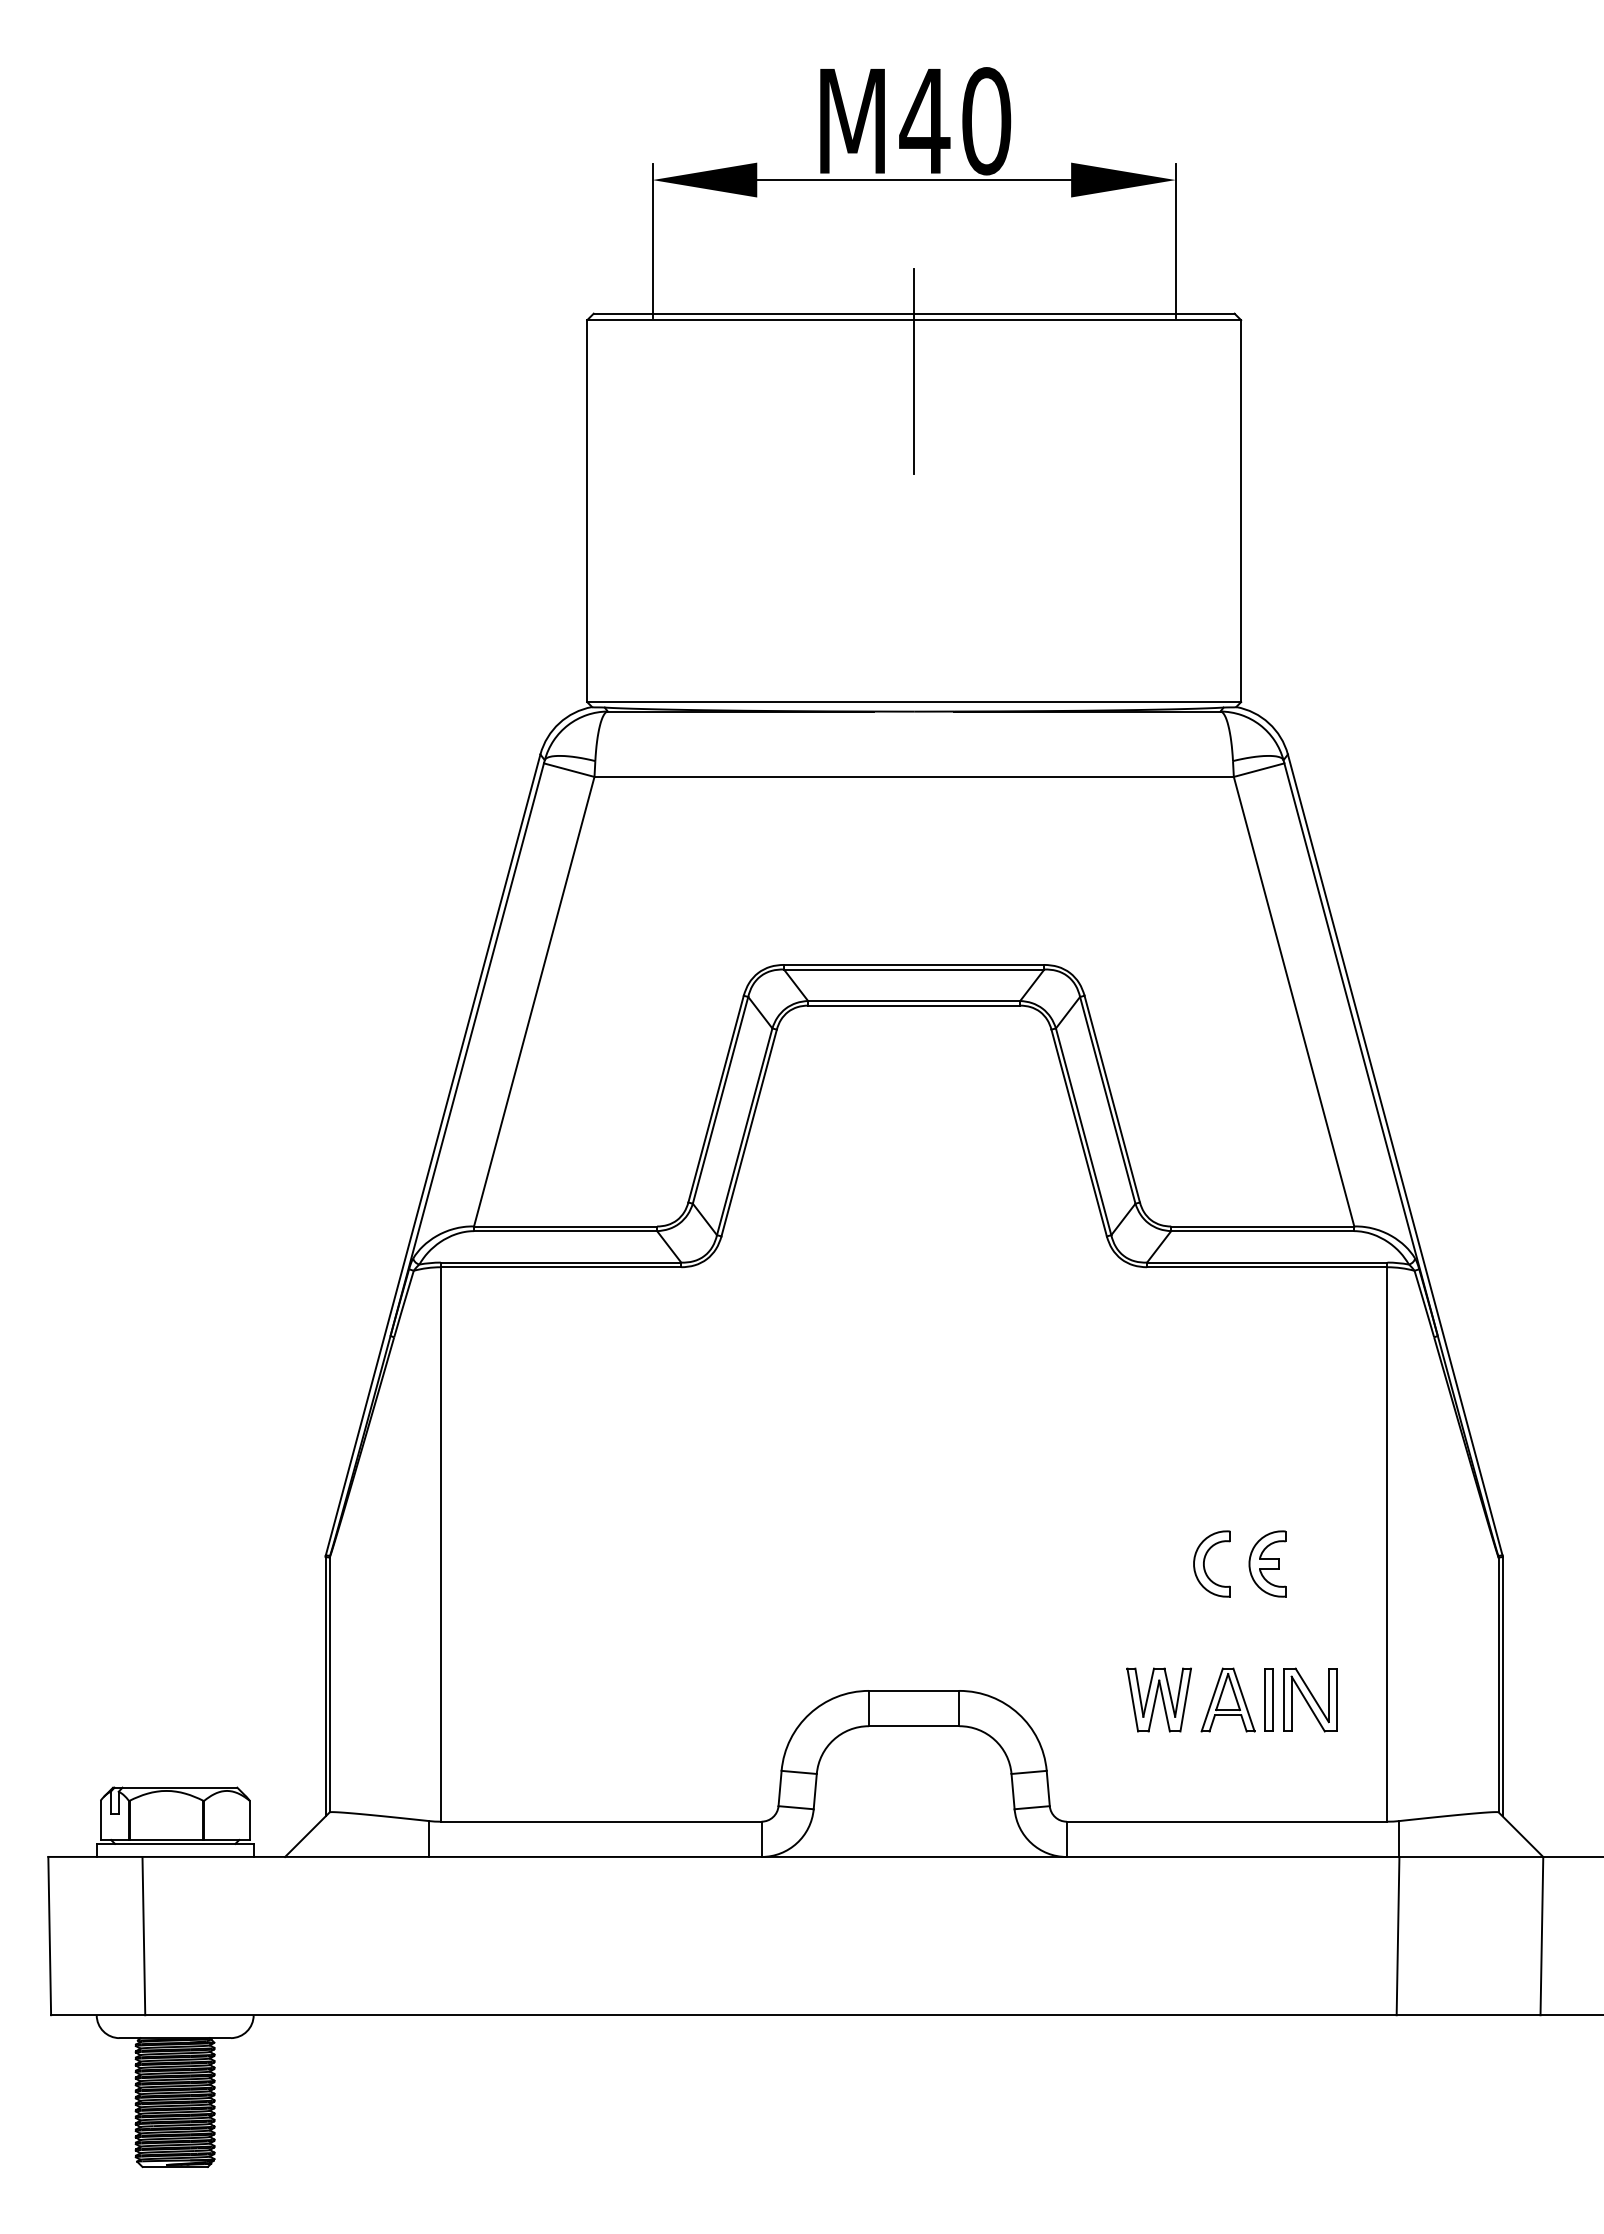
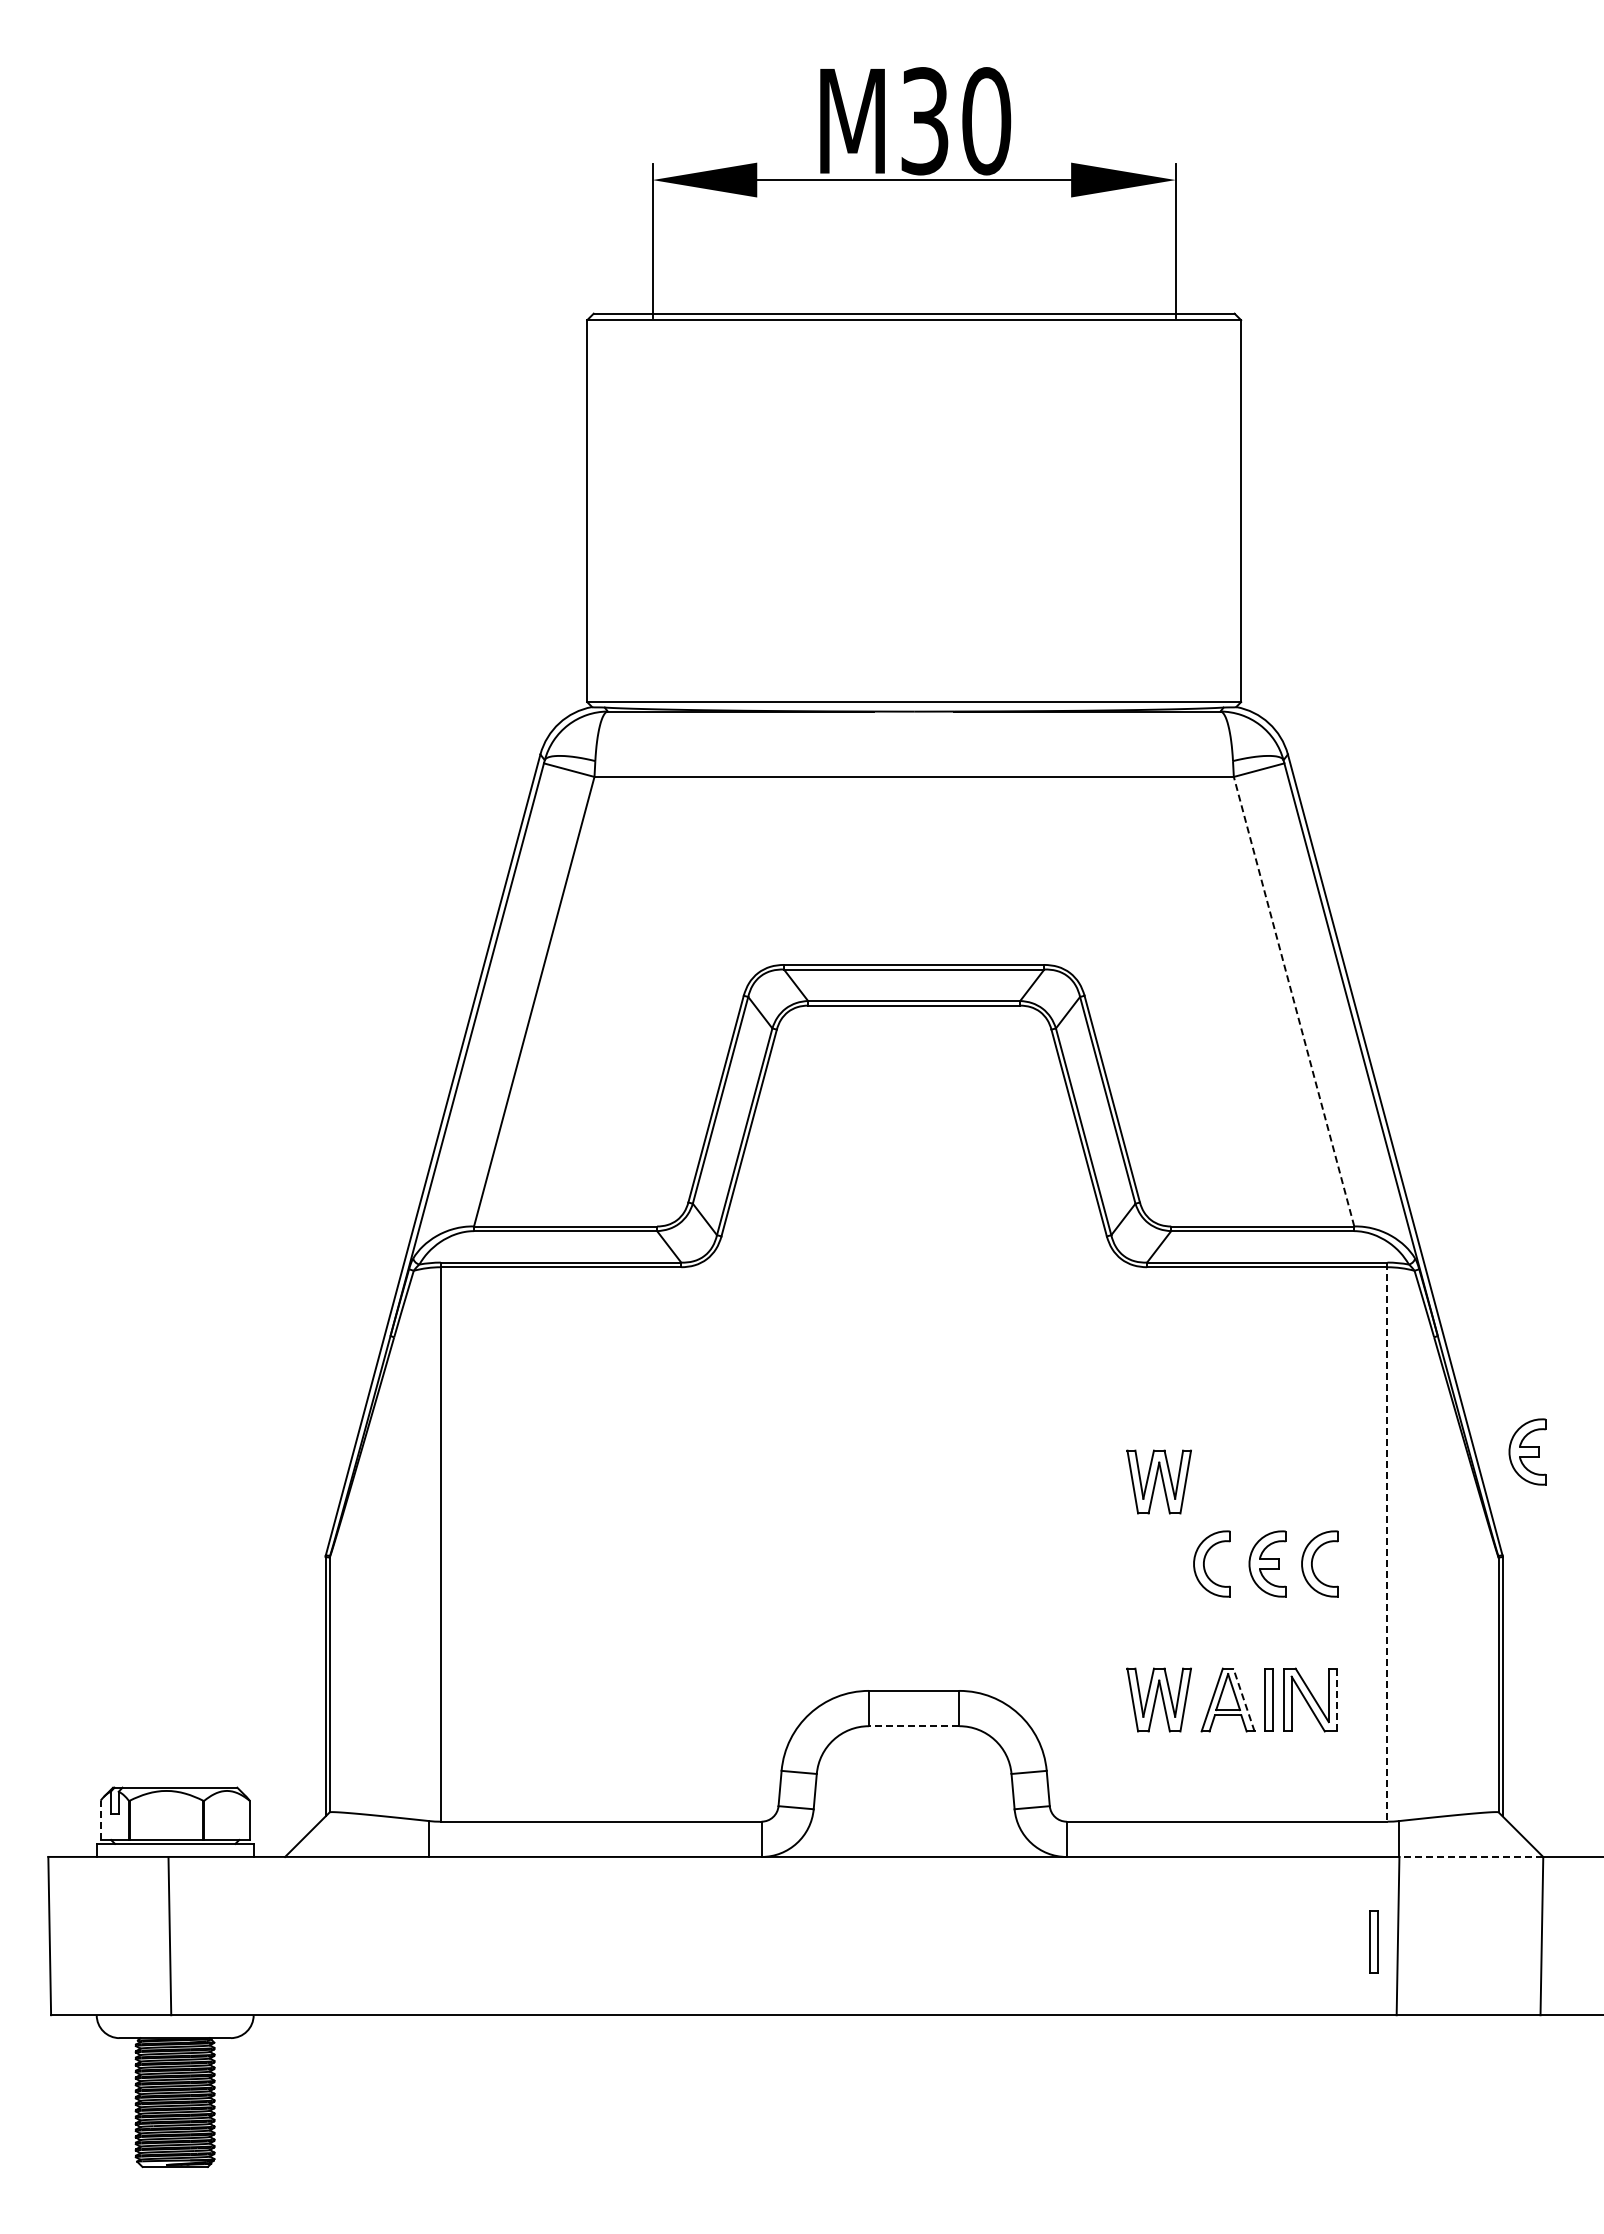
text: M40 -> M30 (924, 121)
line: present -> none (914, 371)
line: solid -> dashed (1294, 1001)
part: none -> present (1527, 1451)
part: none -> present (1158, 1481)
line: solid -> dashed (1387, 1542)
part: none -> present (1312, 1563)
line: solid -> dashed (1243, 1699)
line: solid -> dashed (1336, 1699)
line: solid -> dashed (913, 1726)
line: solid -> dashed (100, 1820)
line: solid -> dashed (1471, 1857)
line position: (143, 1936) -> (169, 1936) (169, 1936)
part: none -> present (1373, 1941)
